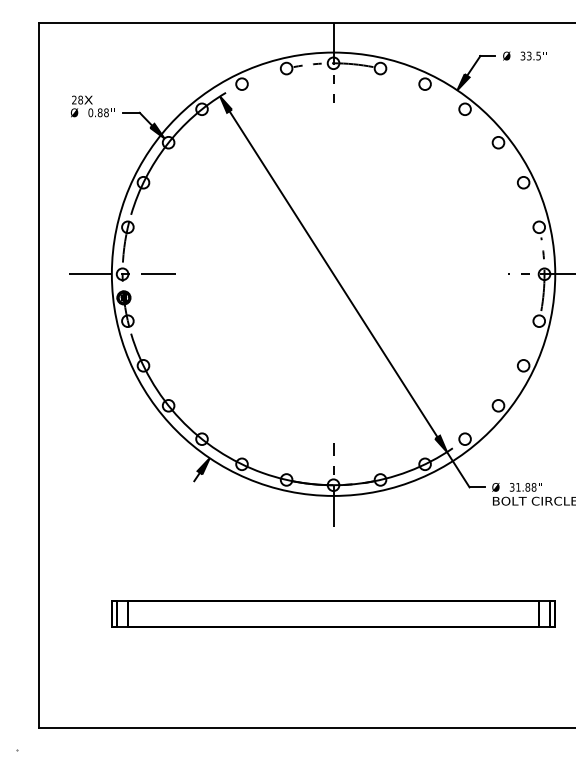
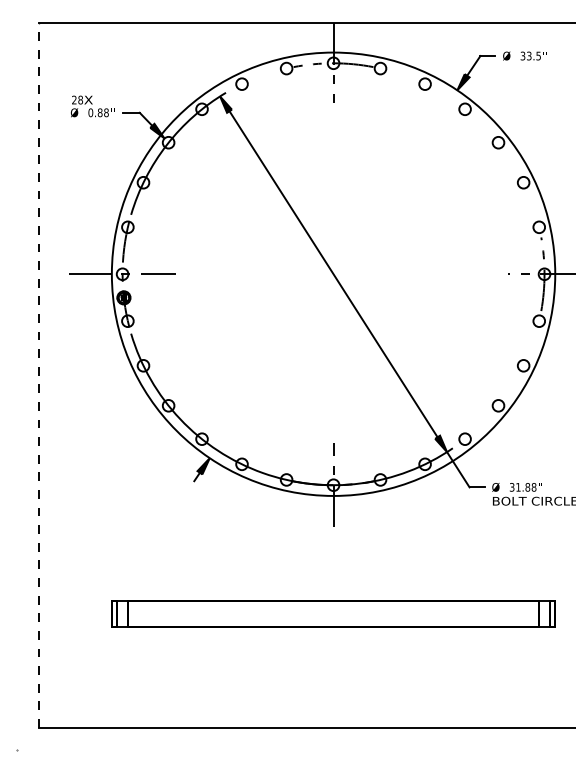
line: solid -> dashed (39, 375)
